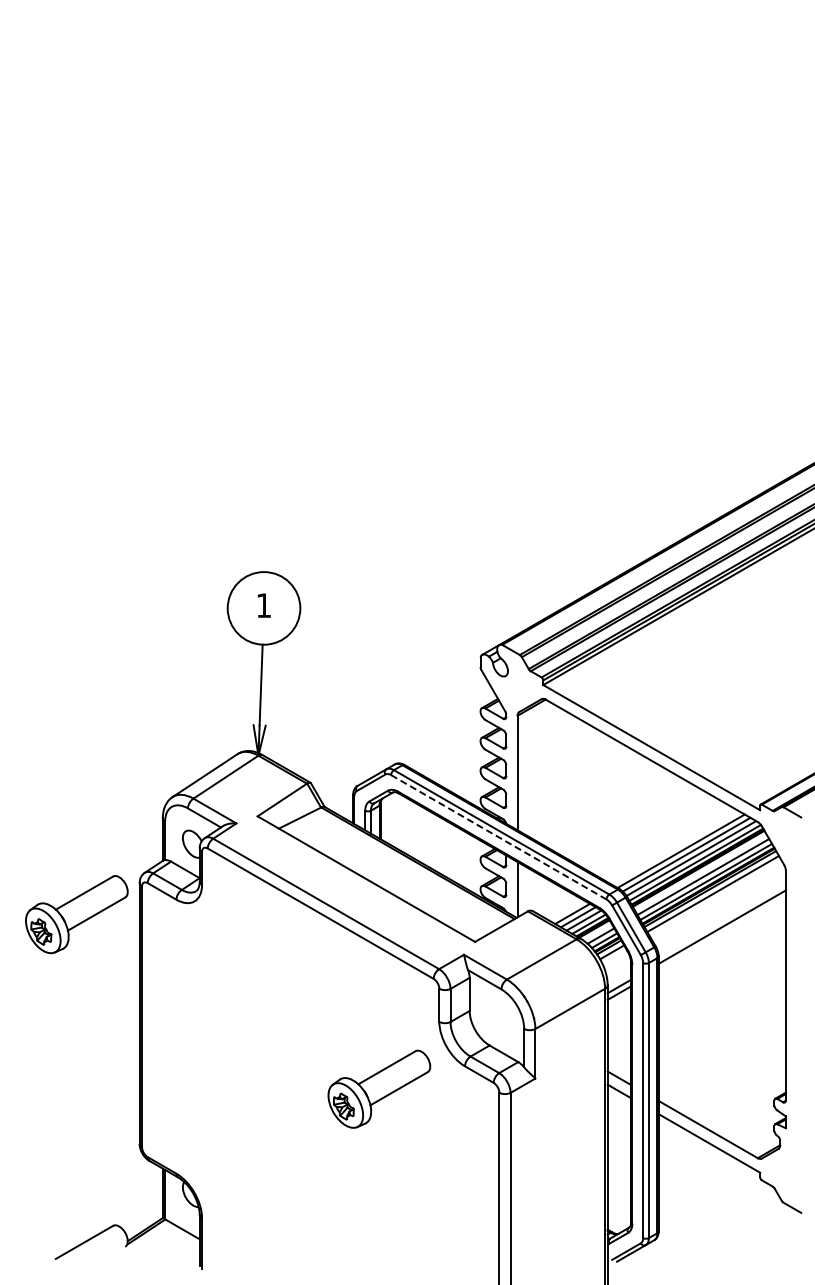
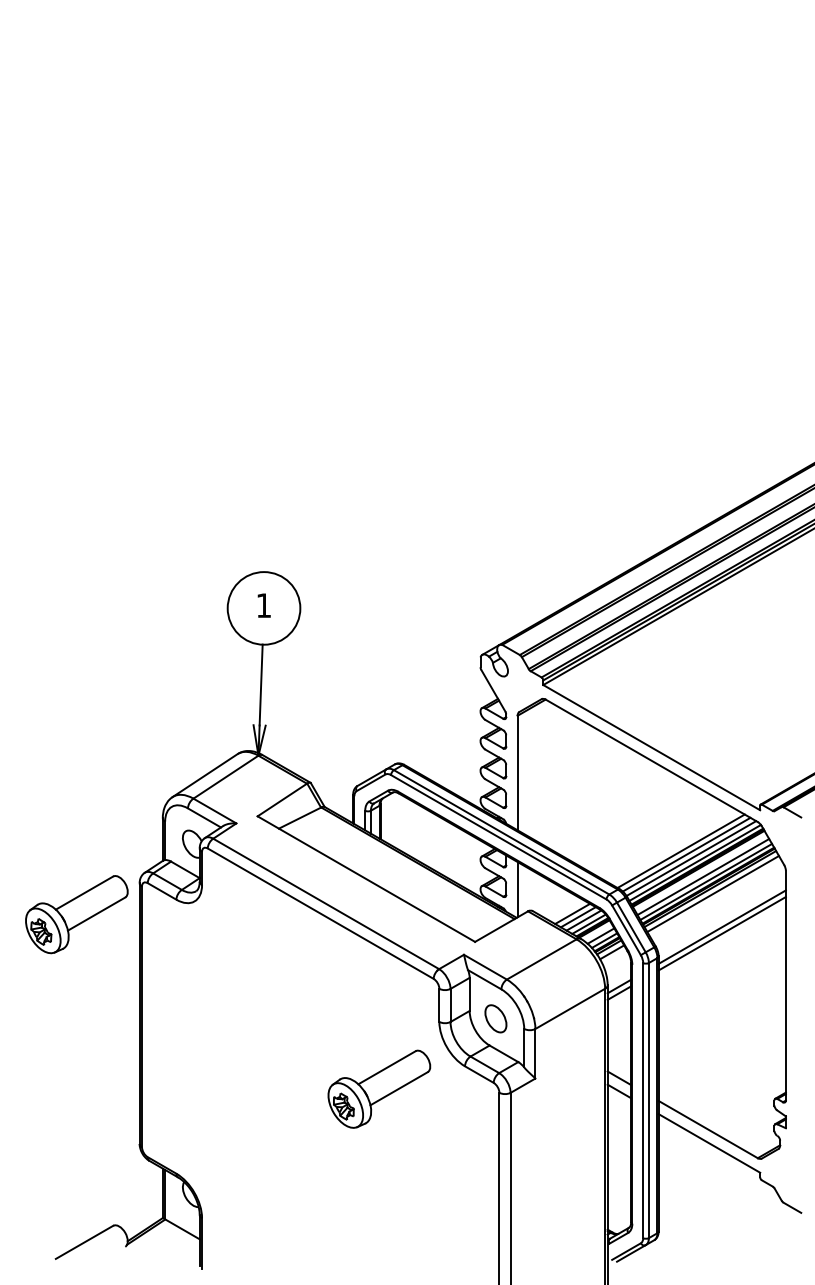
line: dashed -> solid (499, 837)
line: none -> present (721, 933)
part: none -> present (495, 1018)
